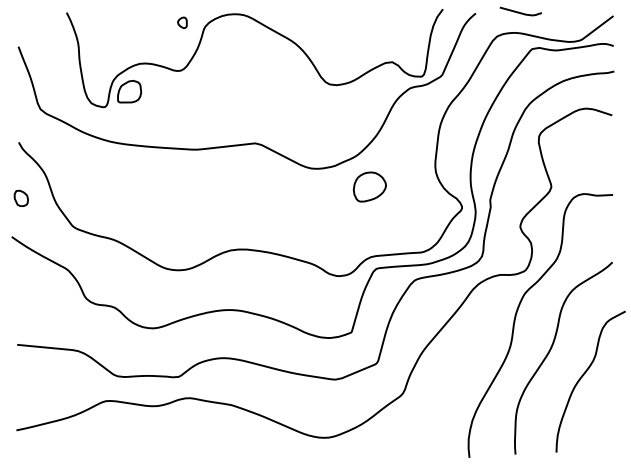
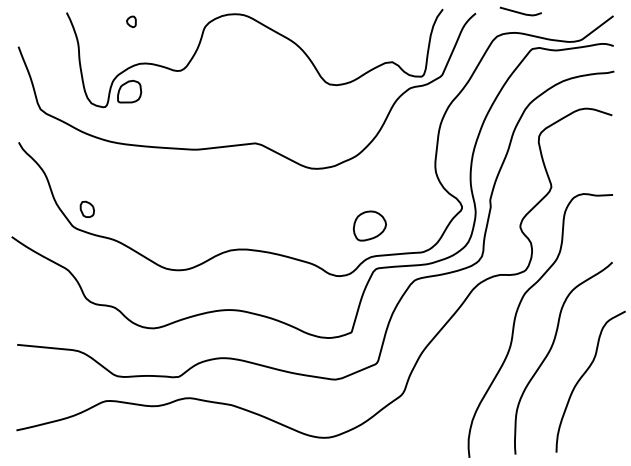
part position: (182, 22) -> (131, 21) (131, 21)
part position: (369, 186) -> (369, 225) (369, 225)
part position: (20, 197) -> (86, 208) (86, 208)
